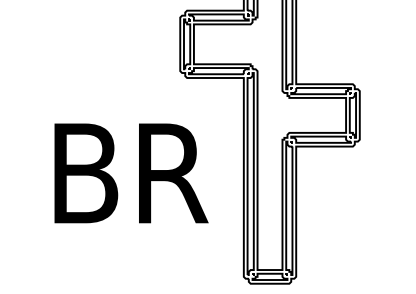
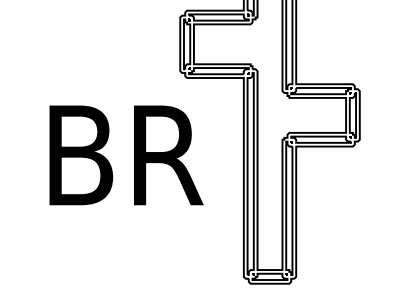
text position: (131, 173) -> (126, 155) (126, 155)
